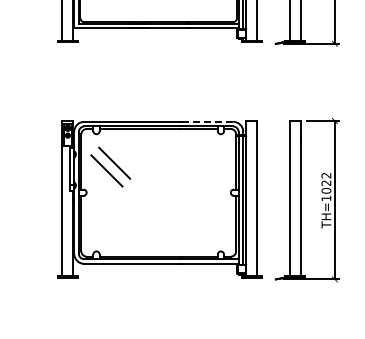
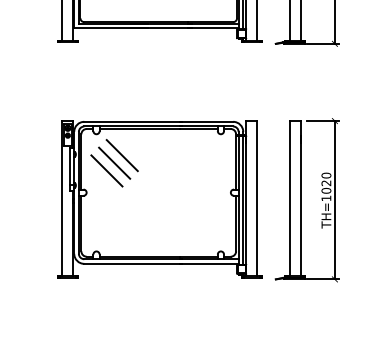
line: dashed -> solid (207, 121)
line: none -> present (121, 155)
text: TH=1022 -> TH=1020 (326, 175)
